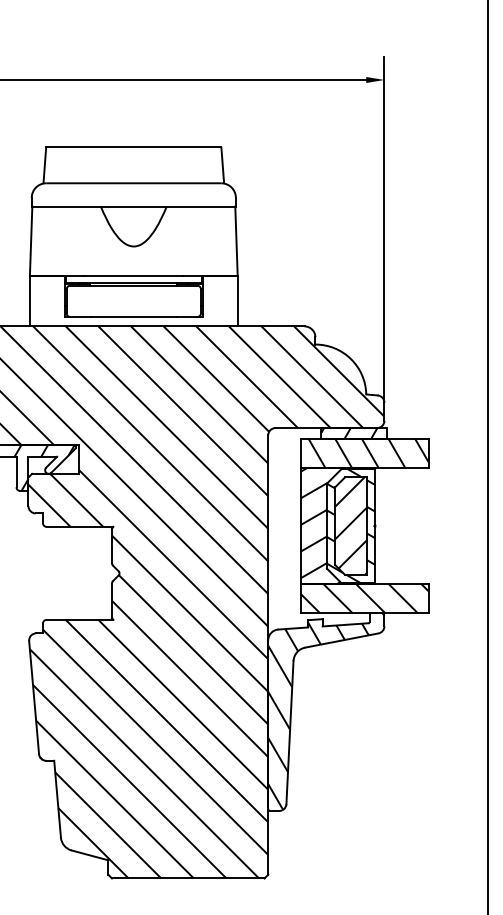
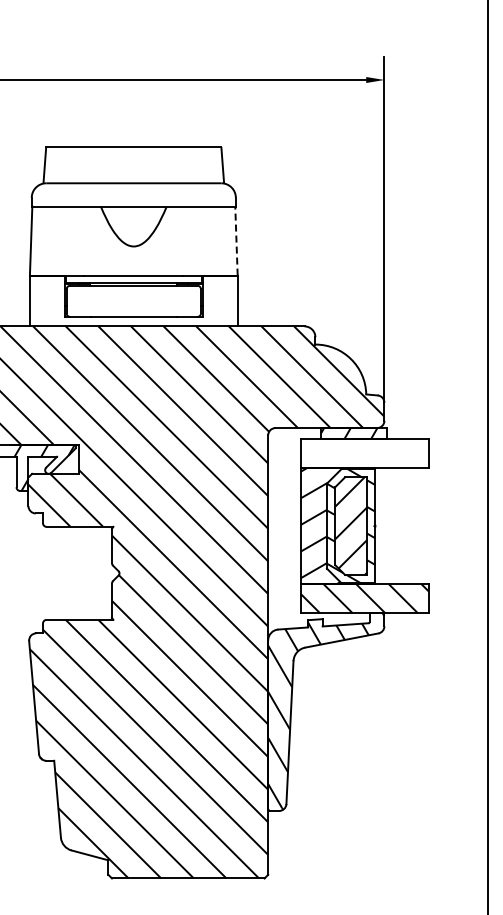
line: solid -> dashed (236, 241)
hatch: present -> none (368, 453)
